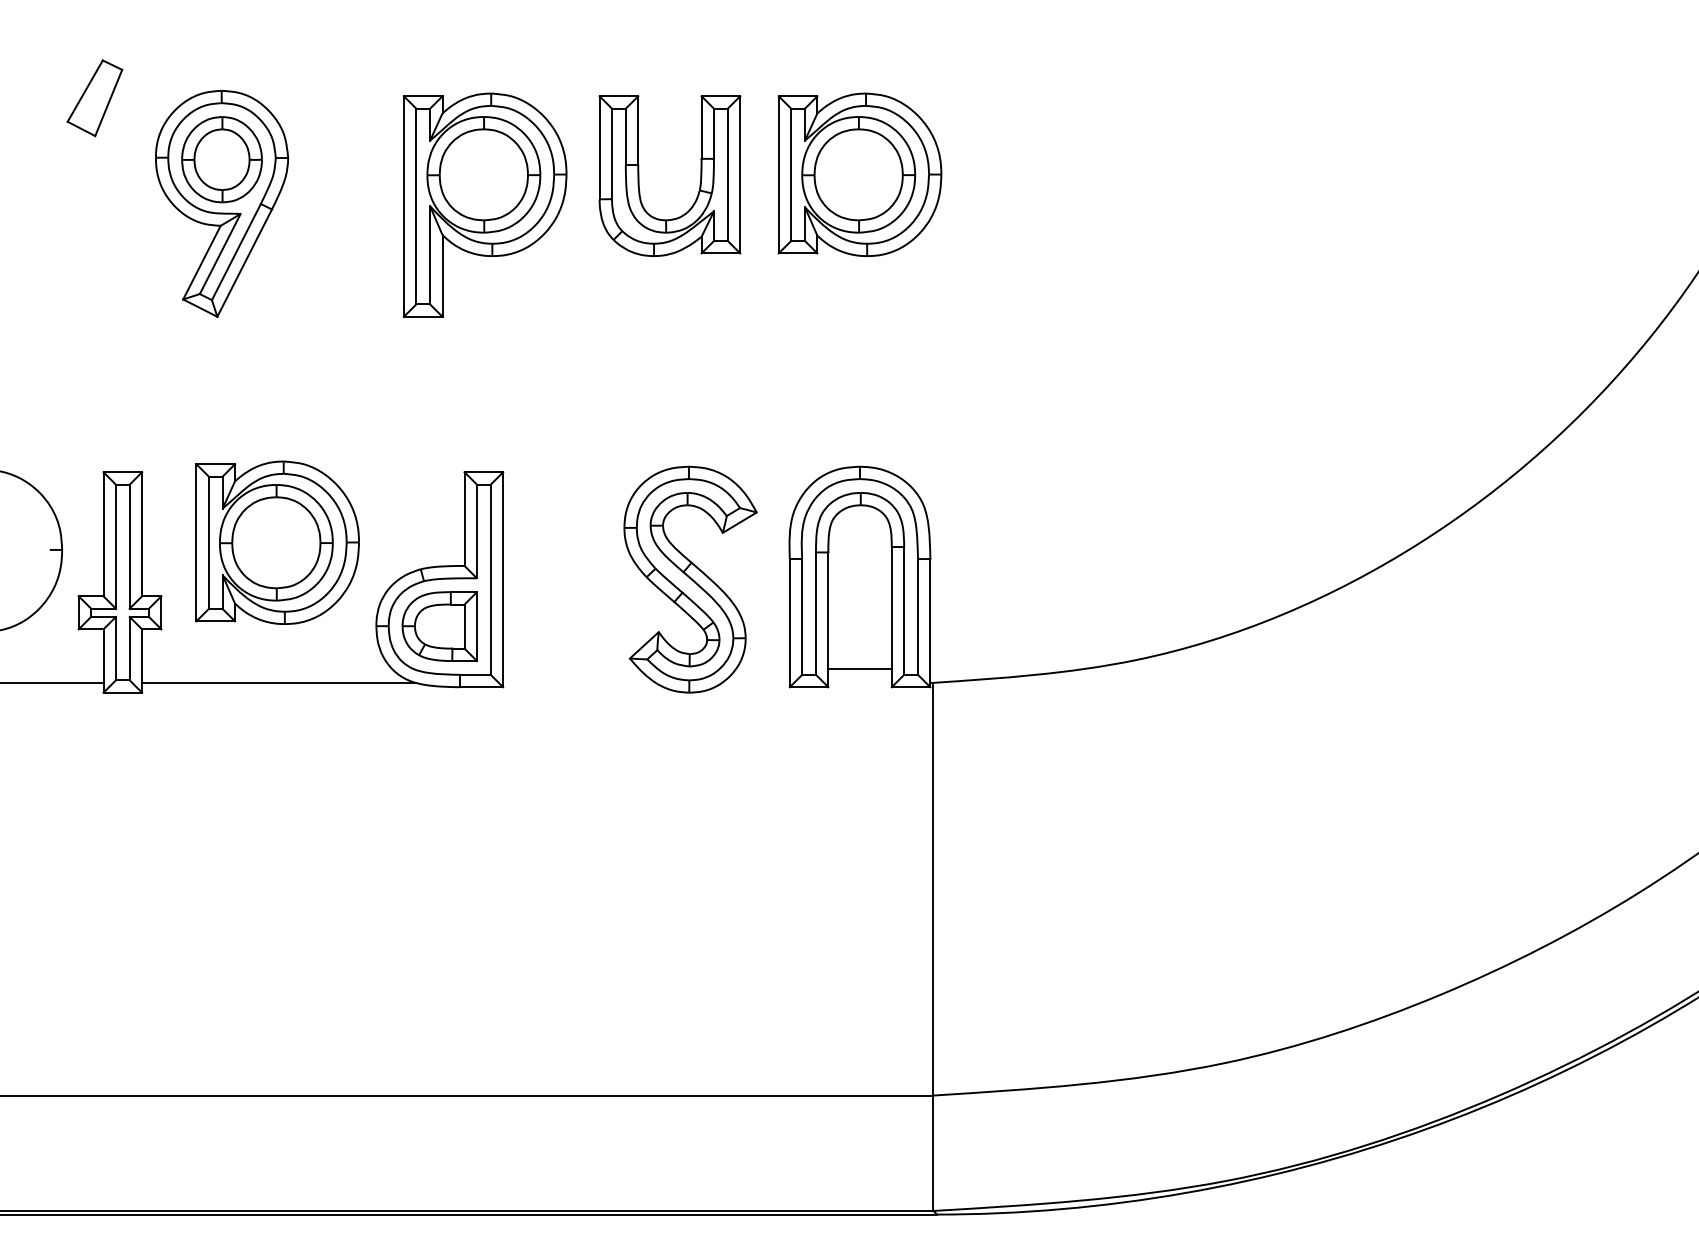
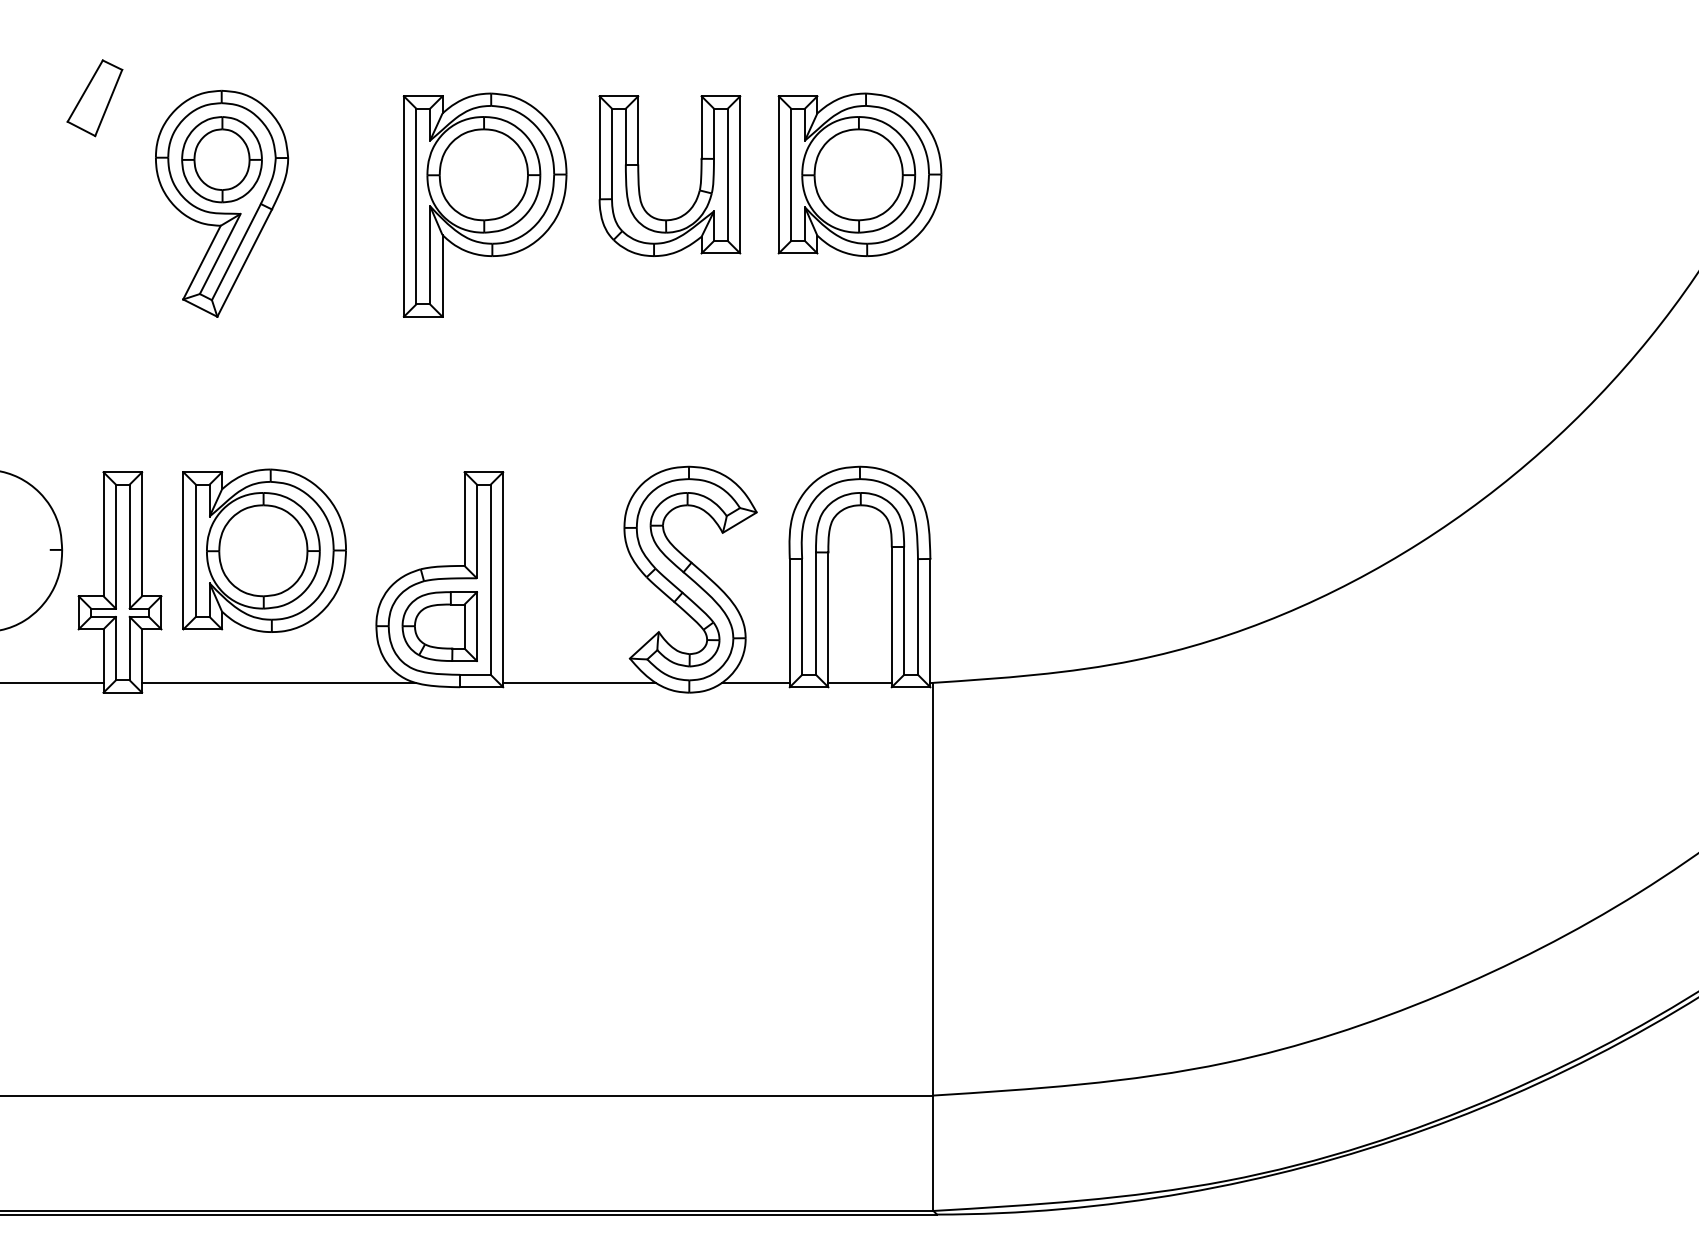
part position: (277, 542) -> (264, 550) (264, 550)
line position: (859, 668) -> (859, 682) (859, 682)
line: none -> present (579, 682)
line: none -> present (755, 682)
